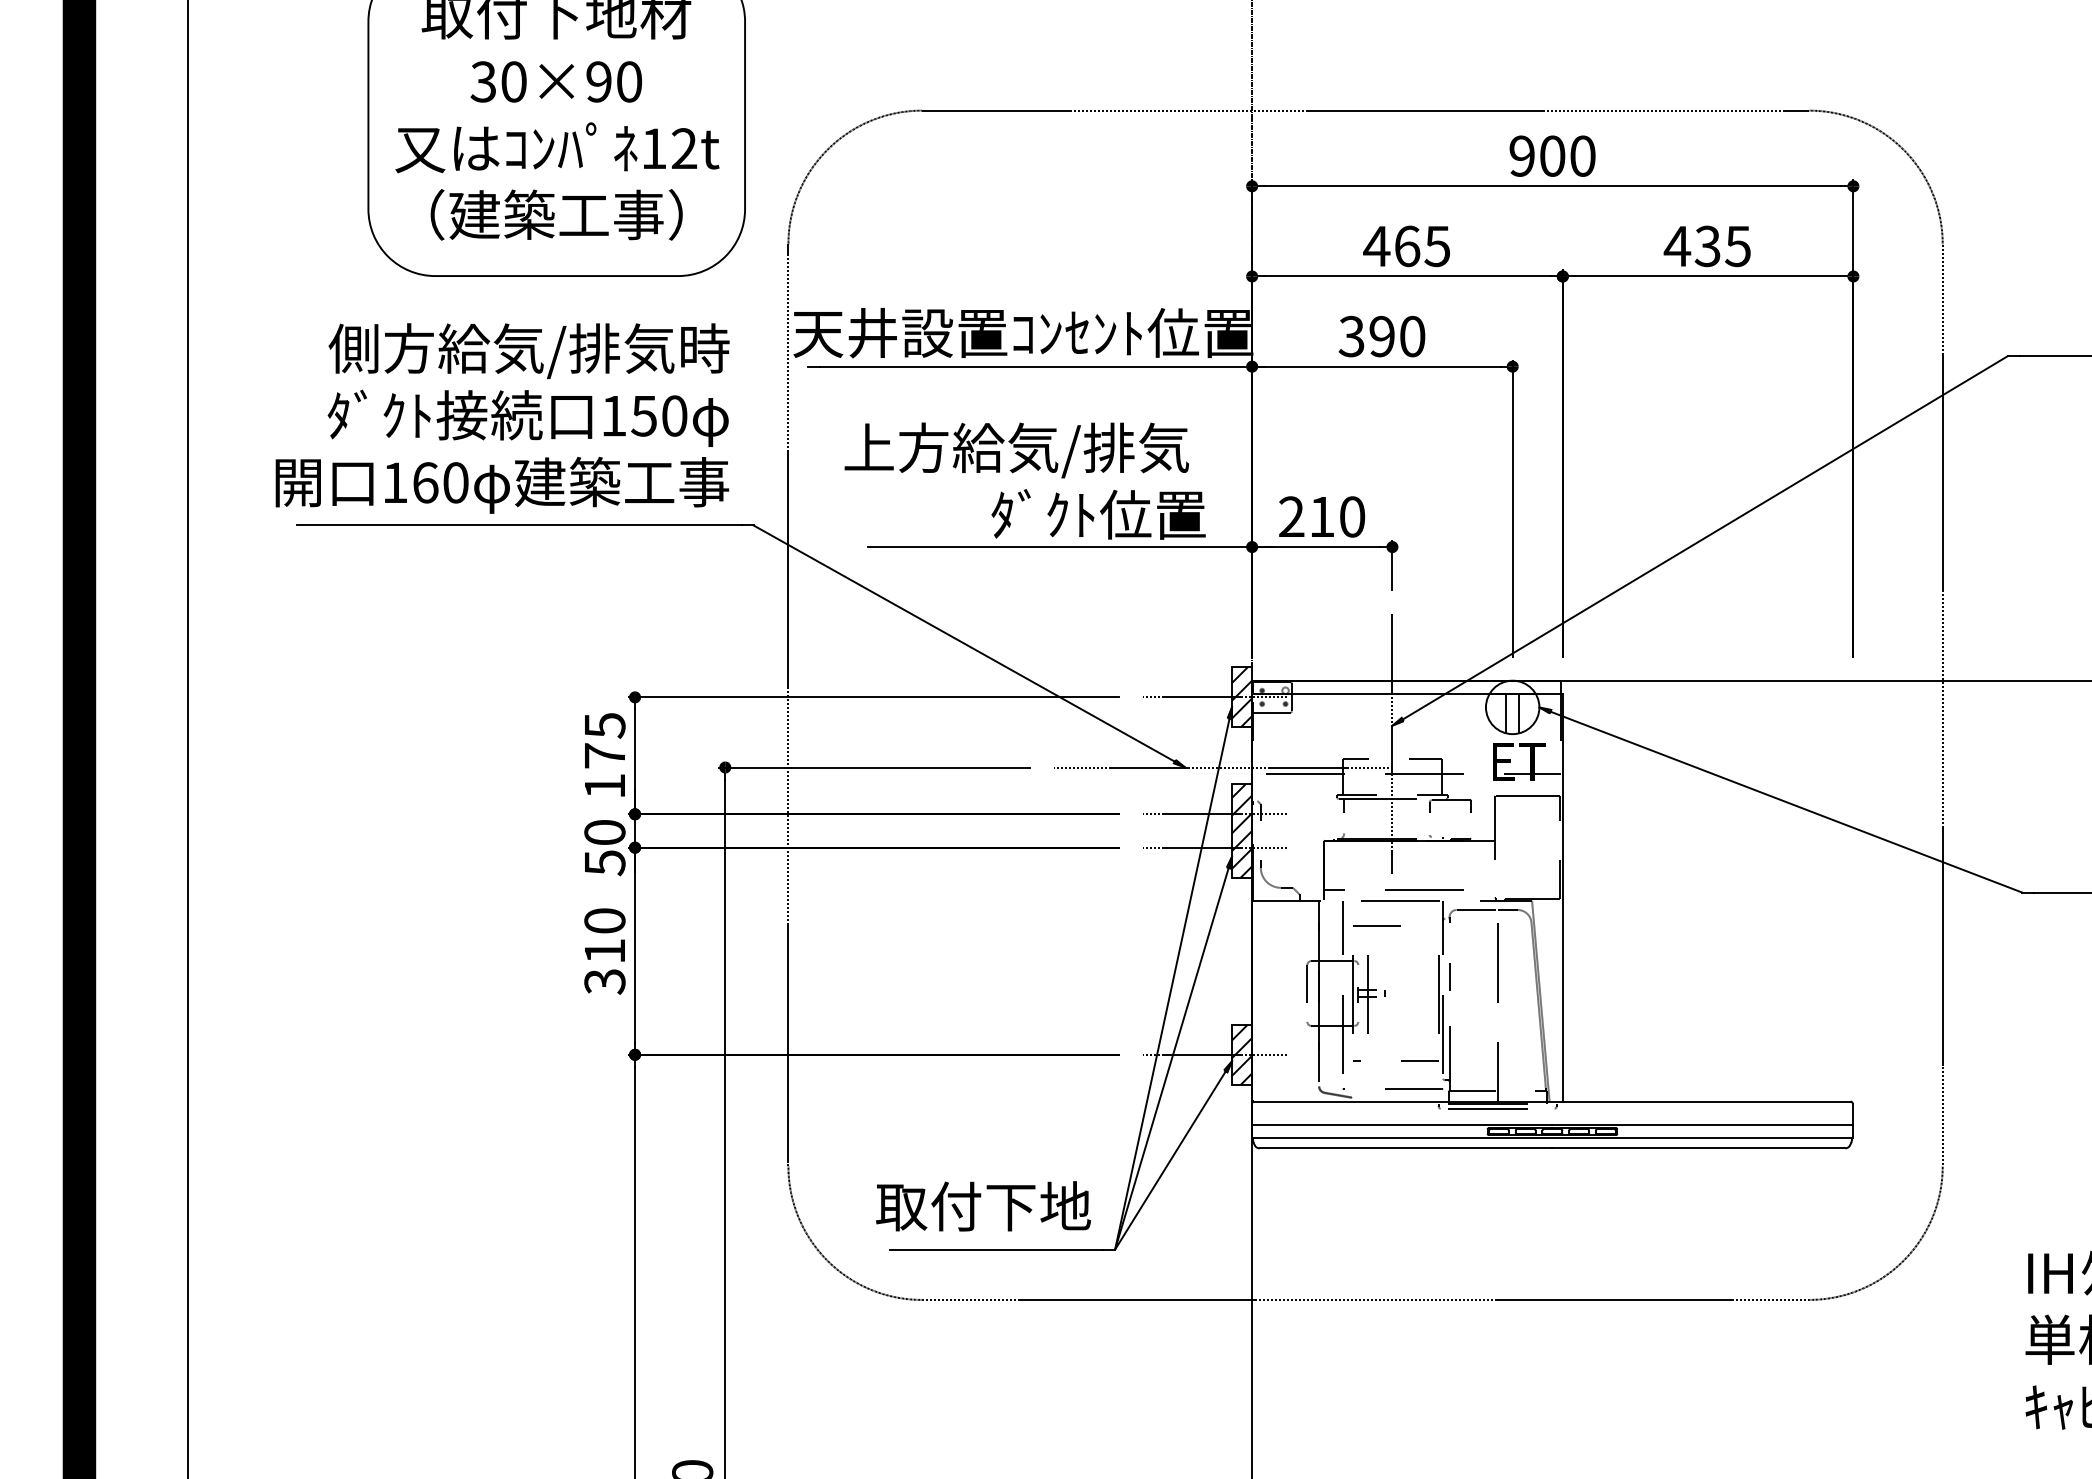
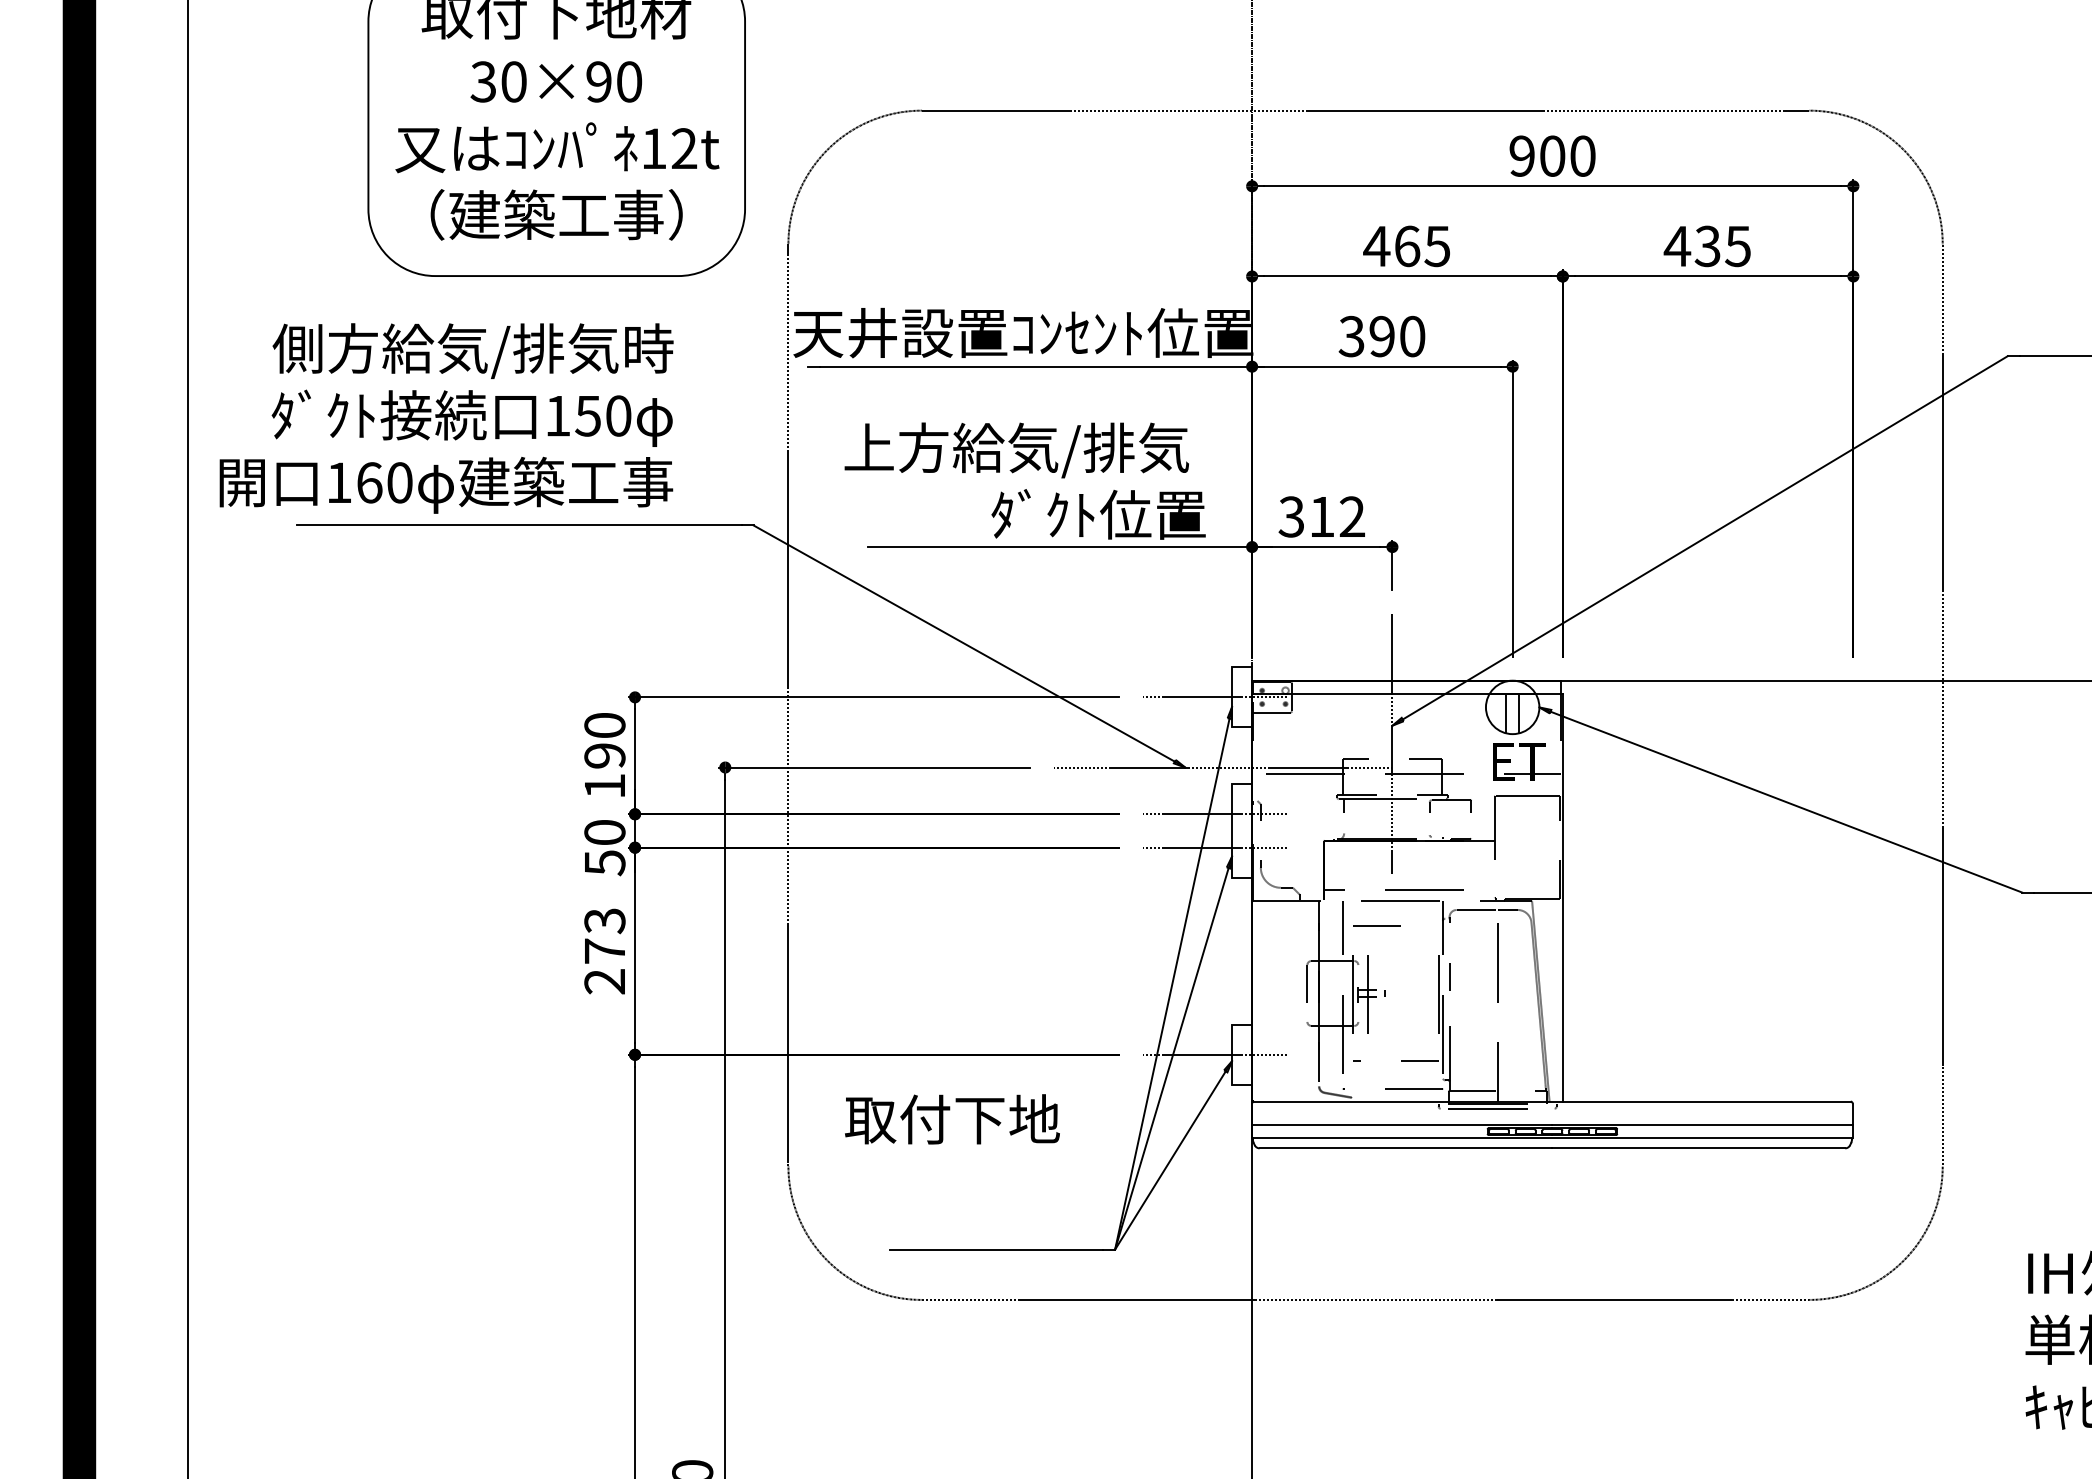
text position: (502, 418) -> (446, 418) (446, 418)
text: 210 -> 312 (1321, 516)
hatch: present -> none (1242, 697)
text: 175 -> 190 (604, 740)
hatch: present -> none (1242, 830)
text: 310 -> 273 (604, 951)
hatch: present -> none (1242, 1054)
text position: (983, 1206) -> (952, 1119) (952, 1119)
